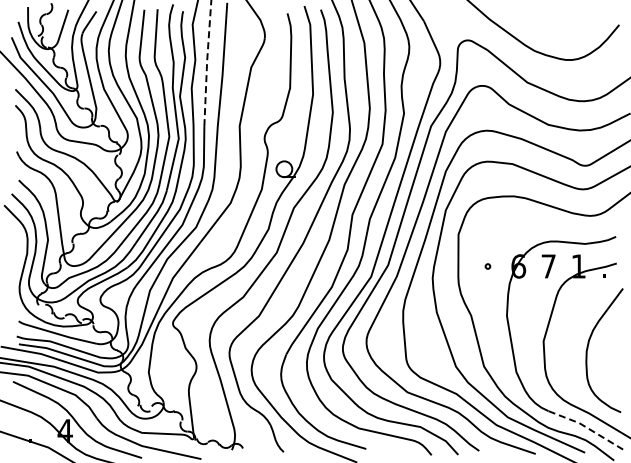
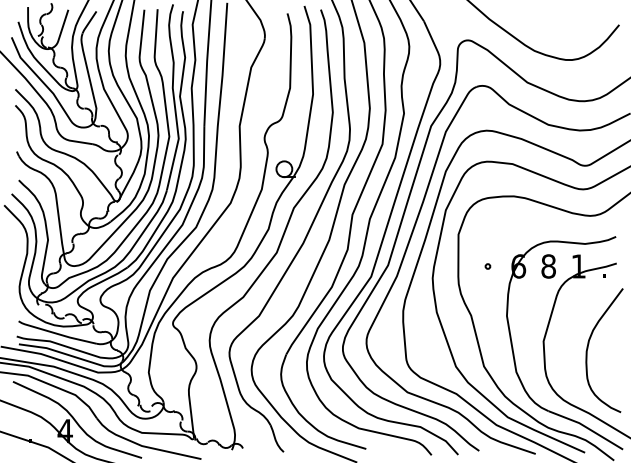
line: dashed -> solid (207, 62)
text: 7 -> 8 (548, 266)
line: dashed -> solid (586, 427)
